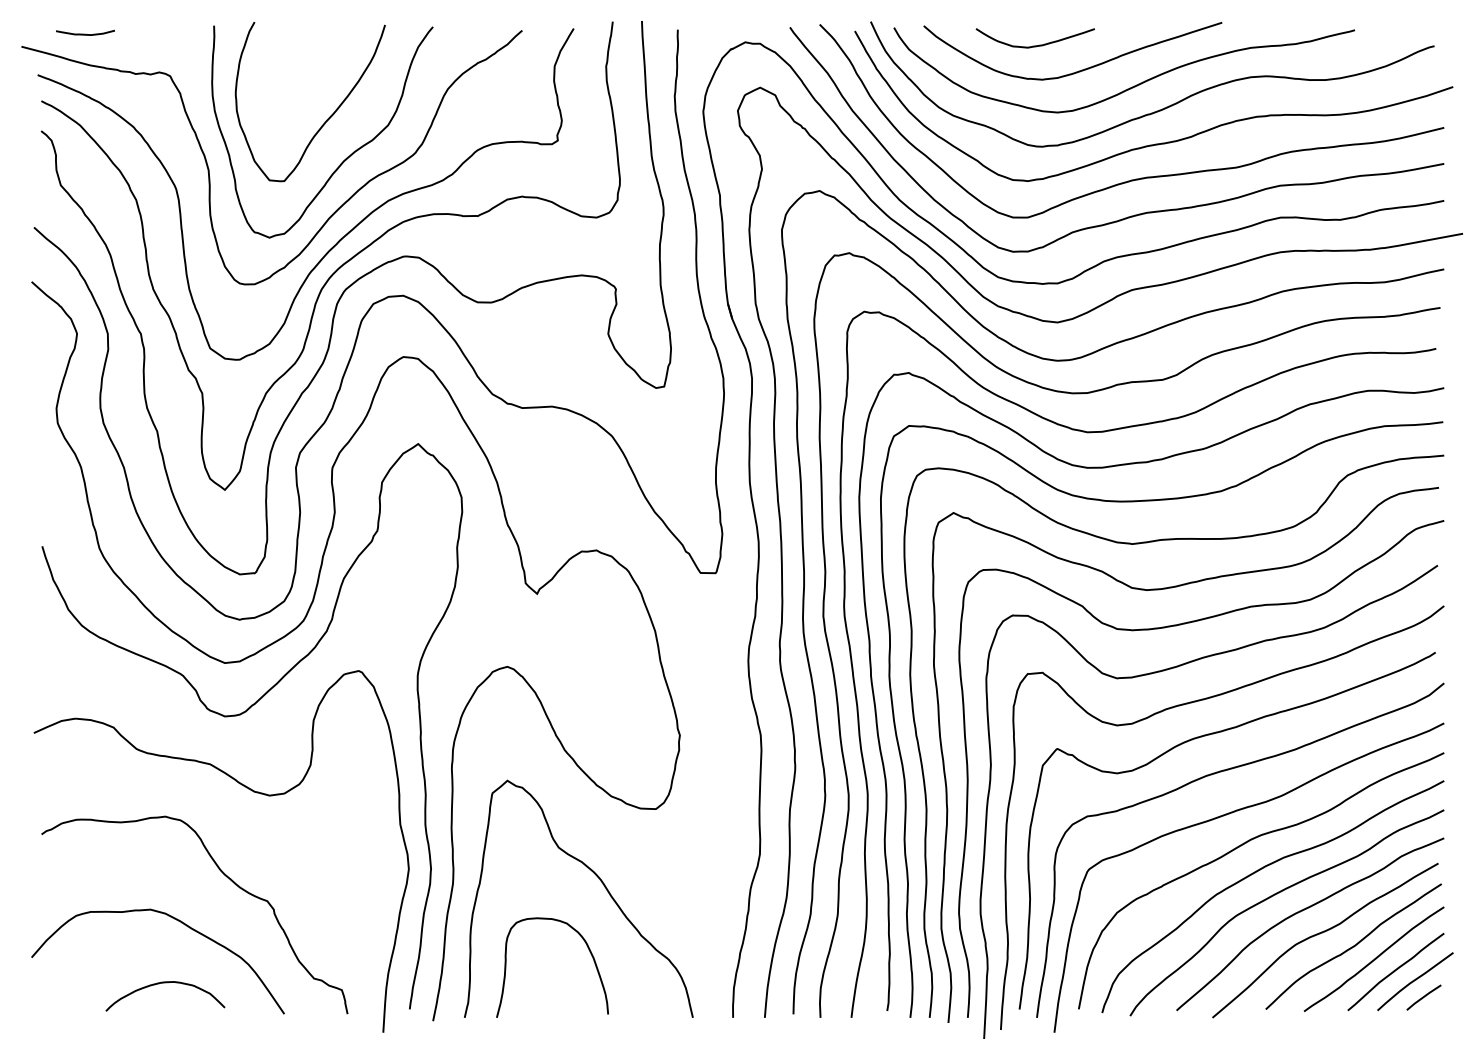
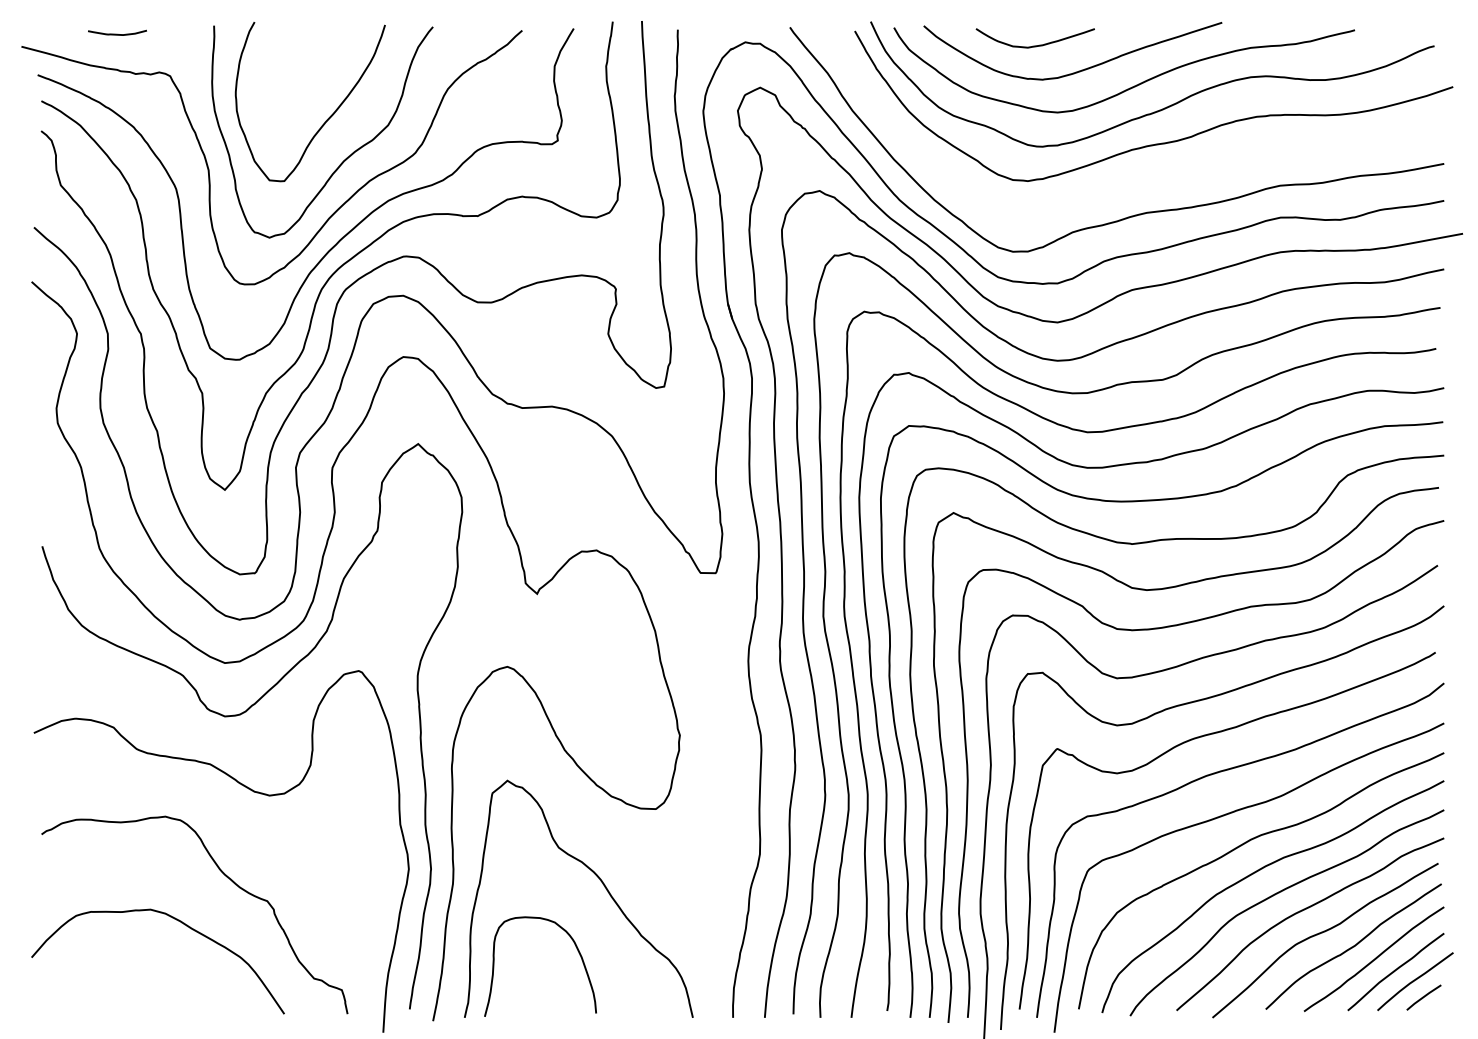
curve position: (85, 33) -> (117, 33) (117, 33)
curve: present -> none (1141, 177)
curve position: (588, 950) -> (576, 949) (576, 949)
curve: present -> none (165, 983)
